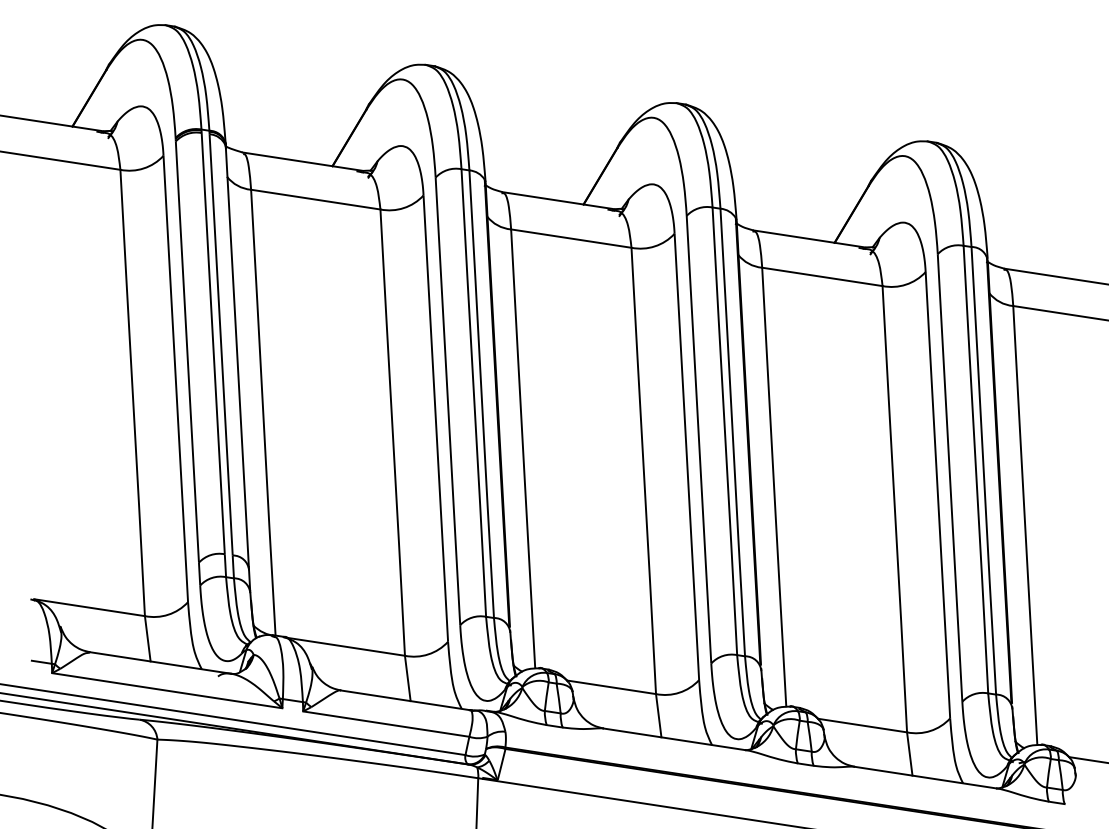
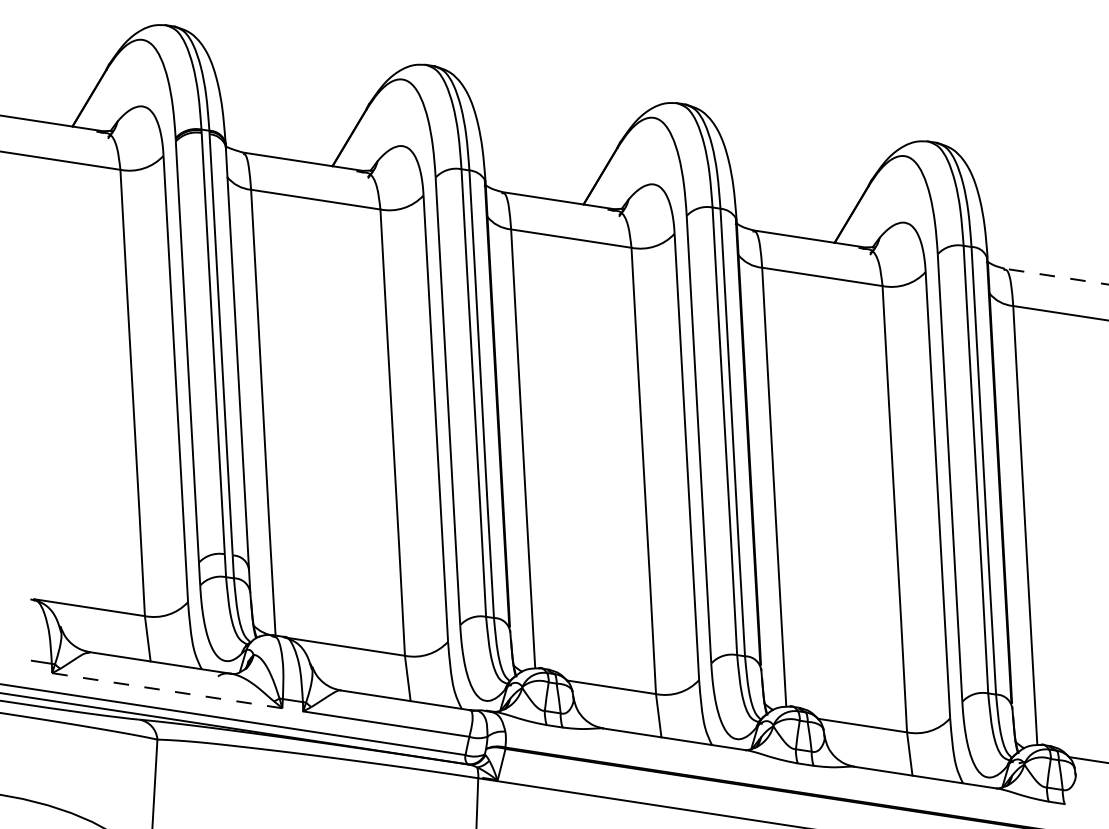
line: solid -> dashed (1056, 276)
line: solid -> dashed (166, 690)
